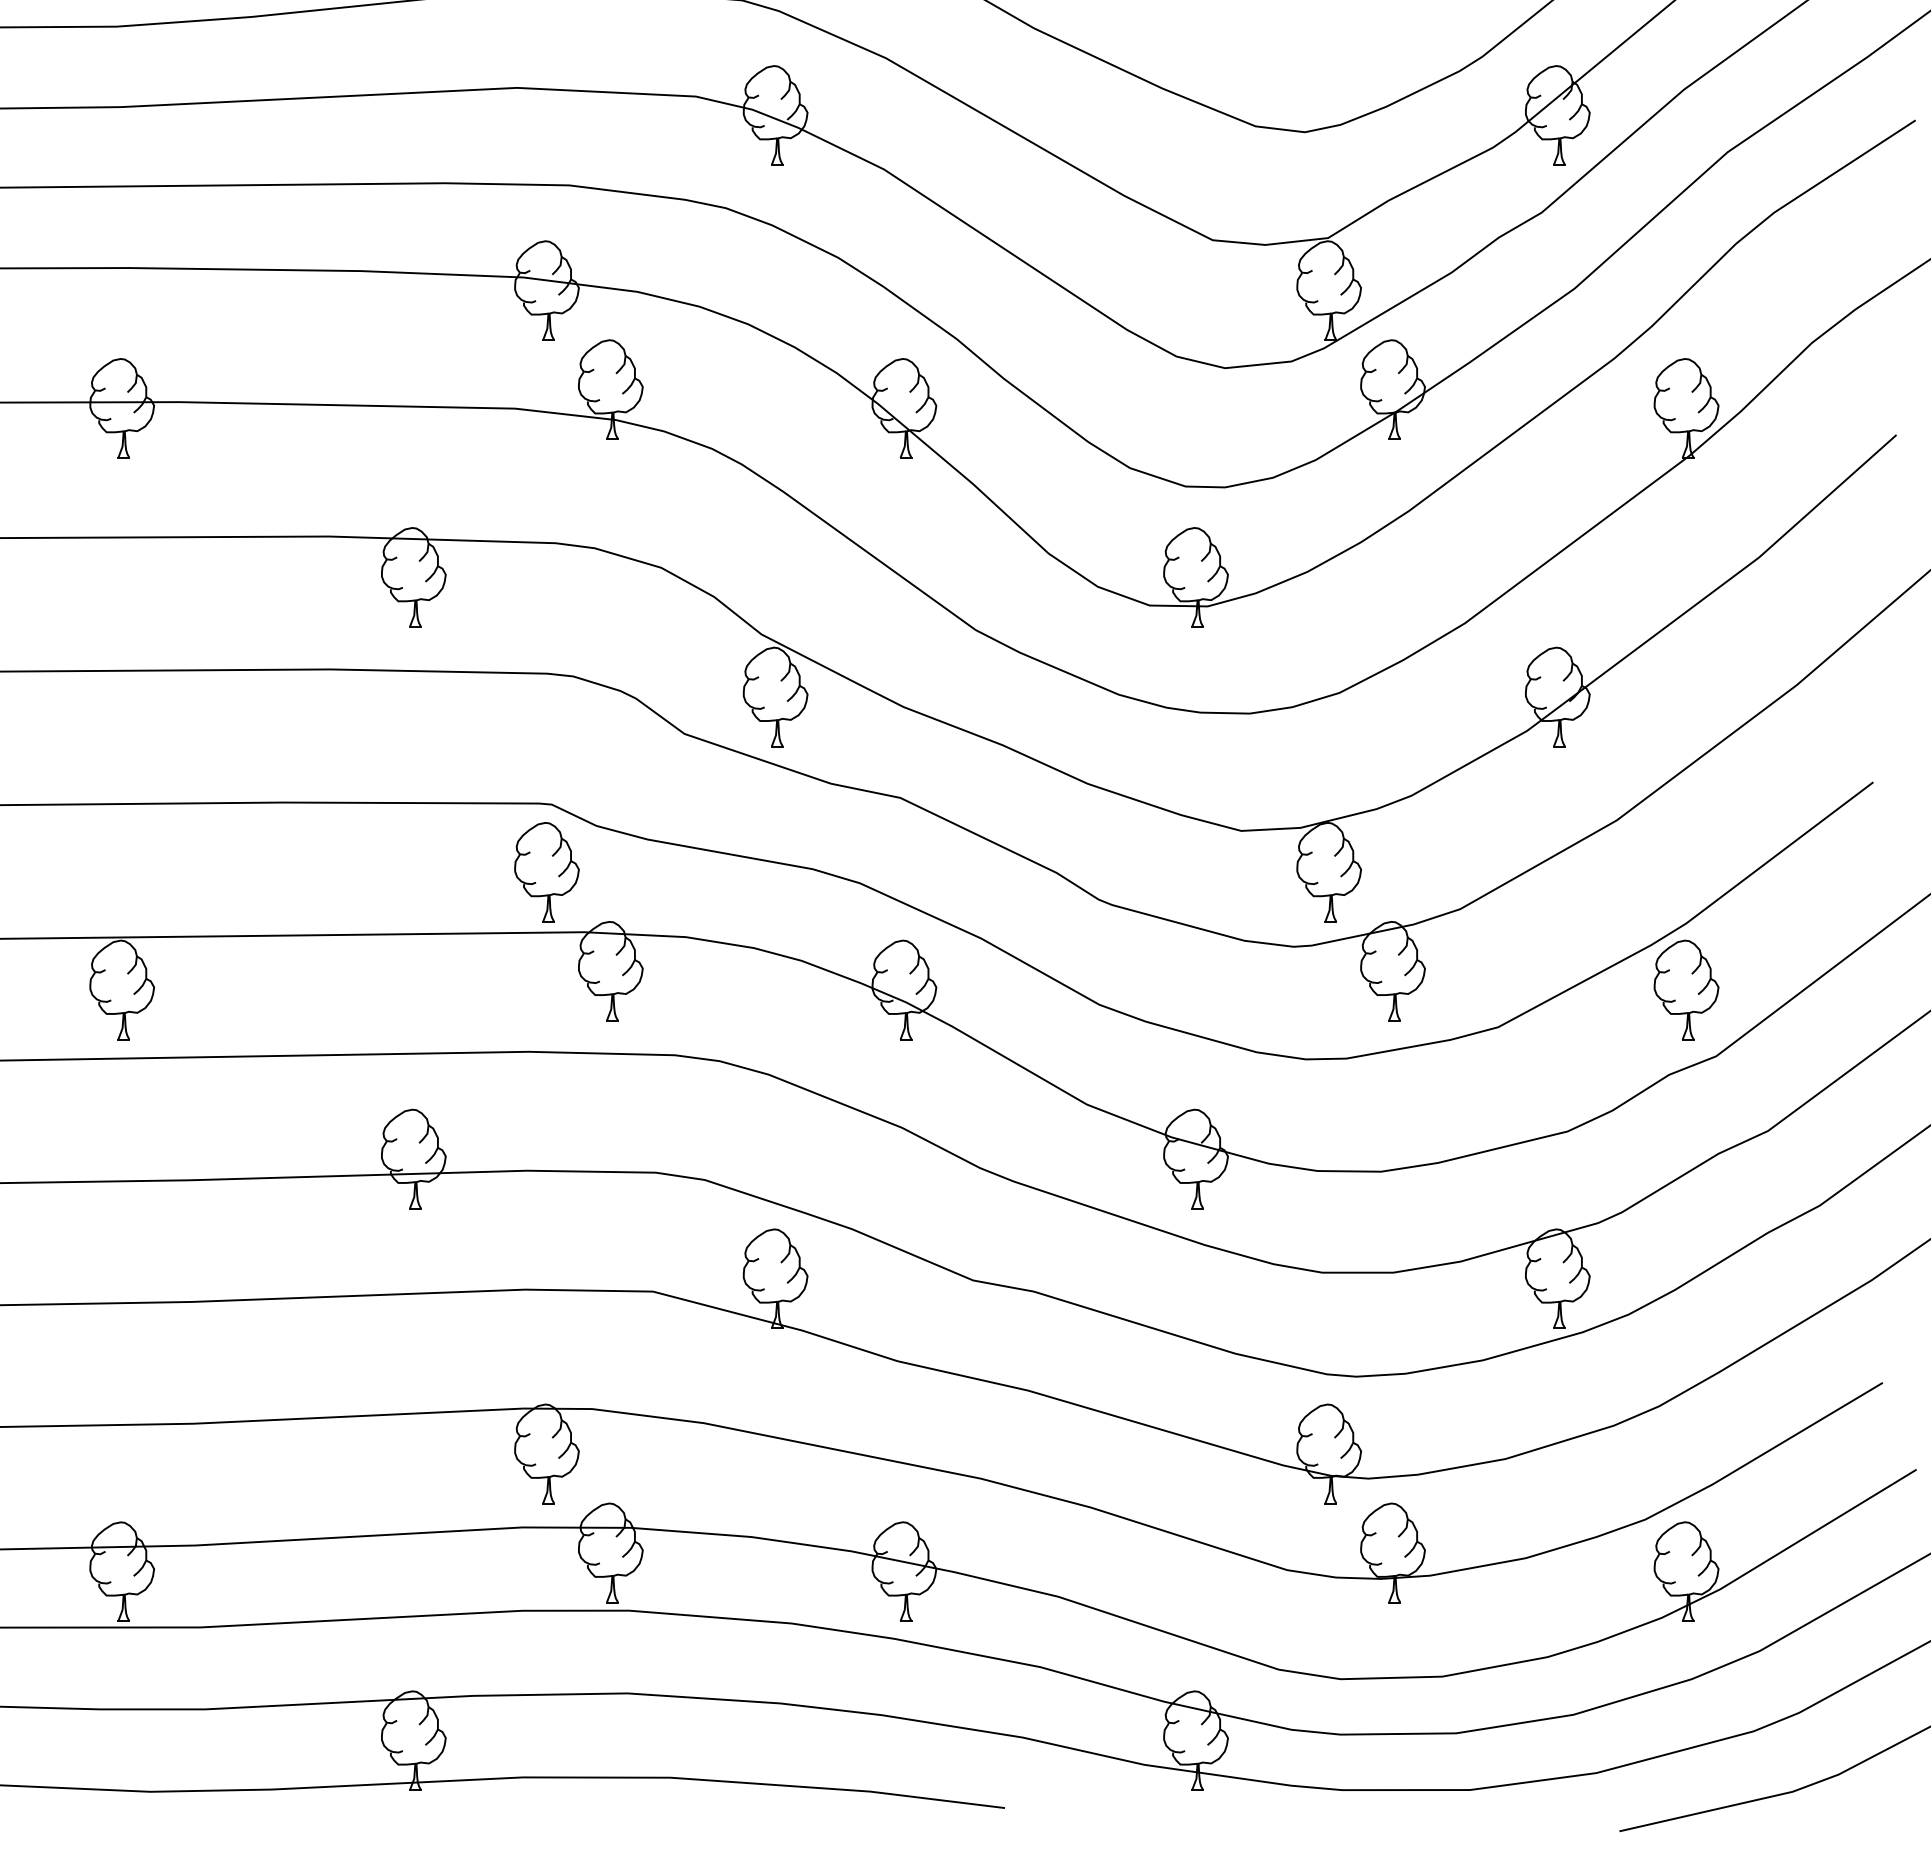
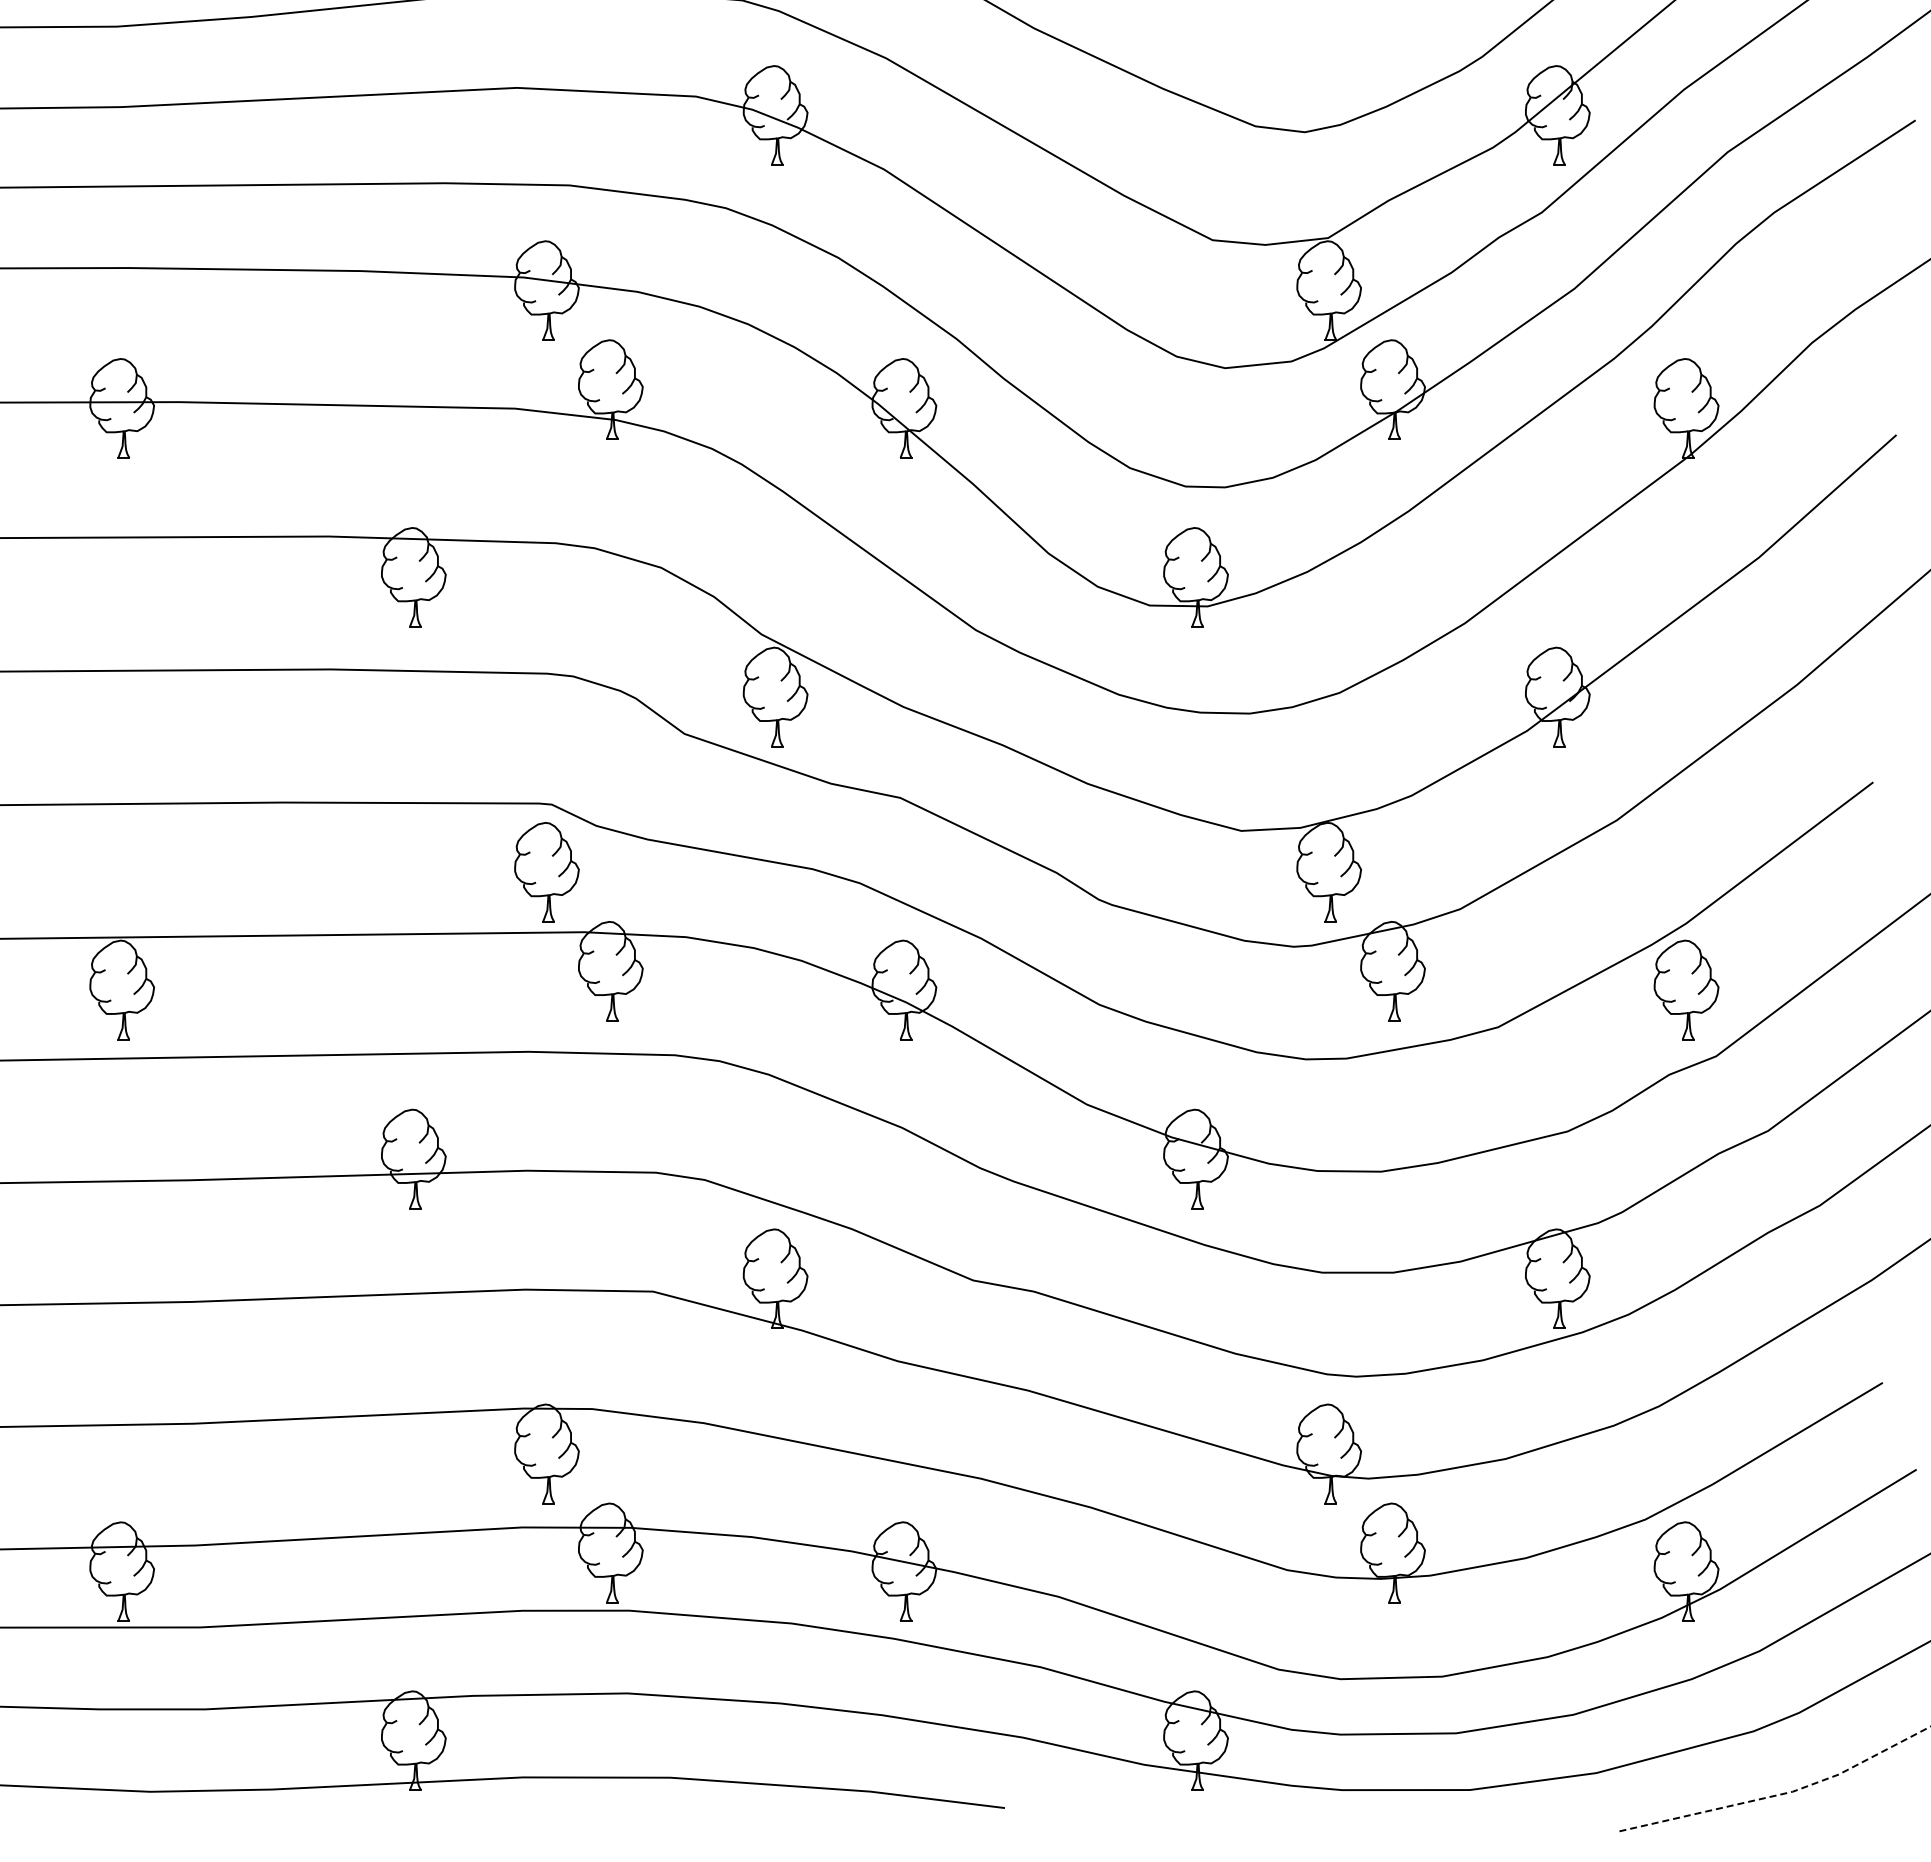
line: solid -> dashed (1781, 1794)
